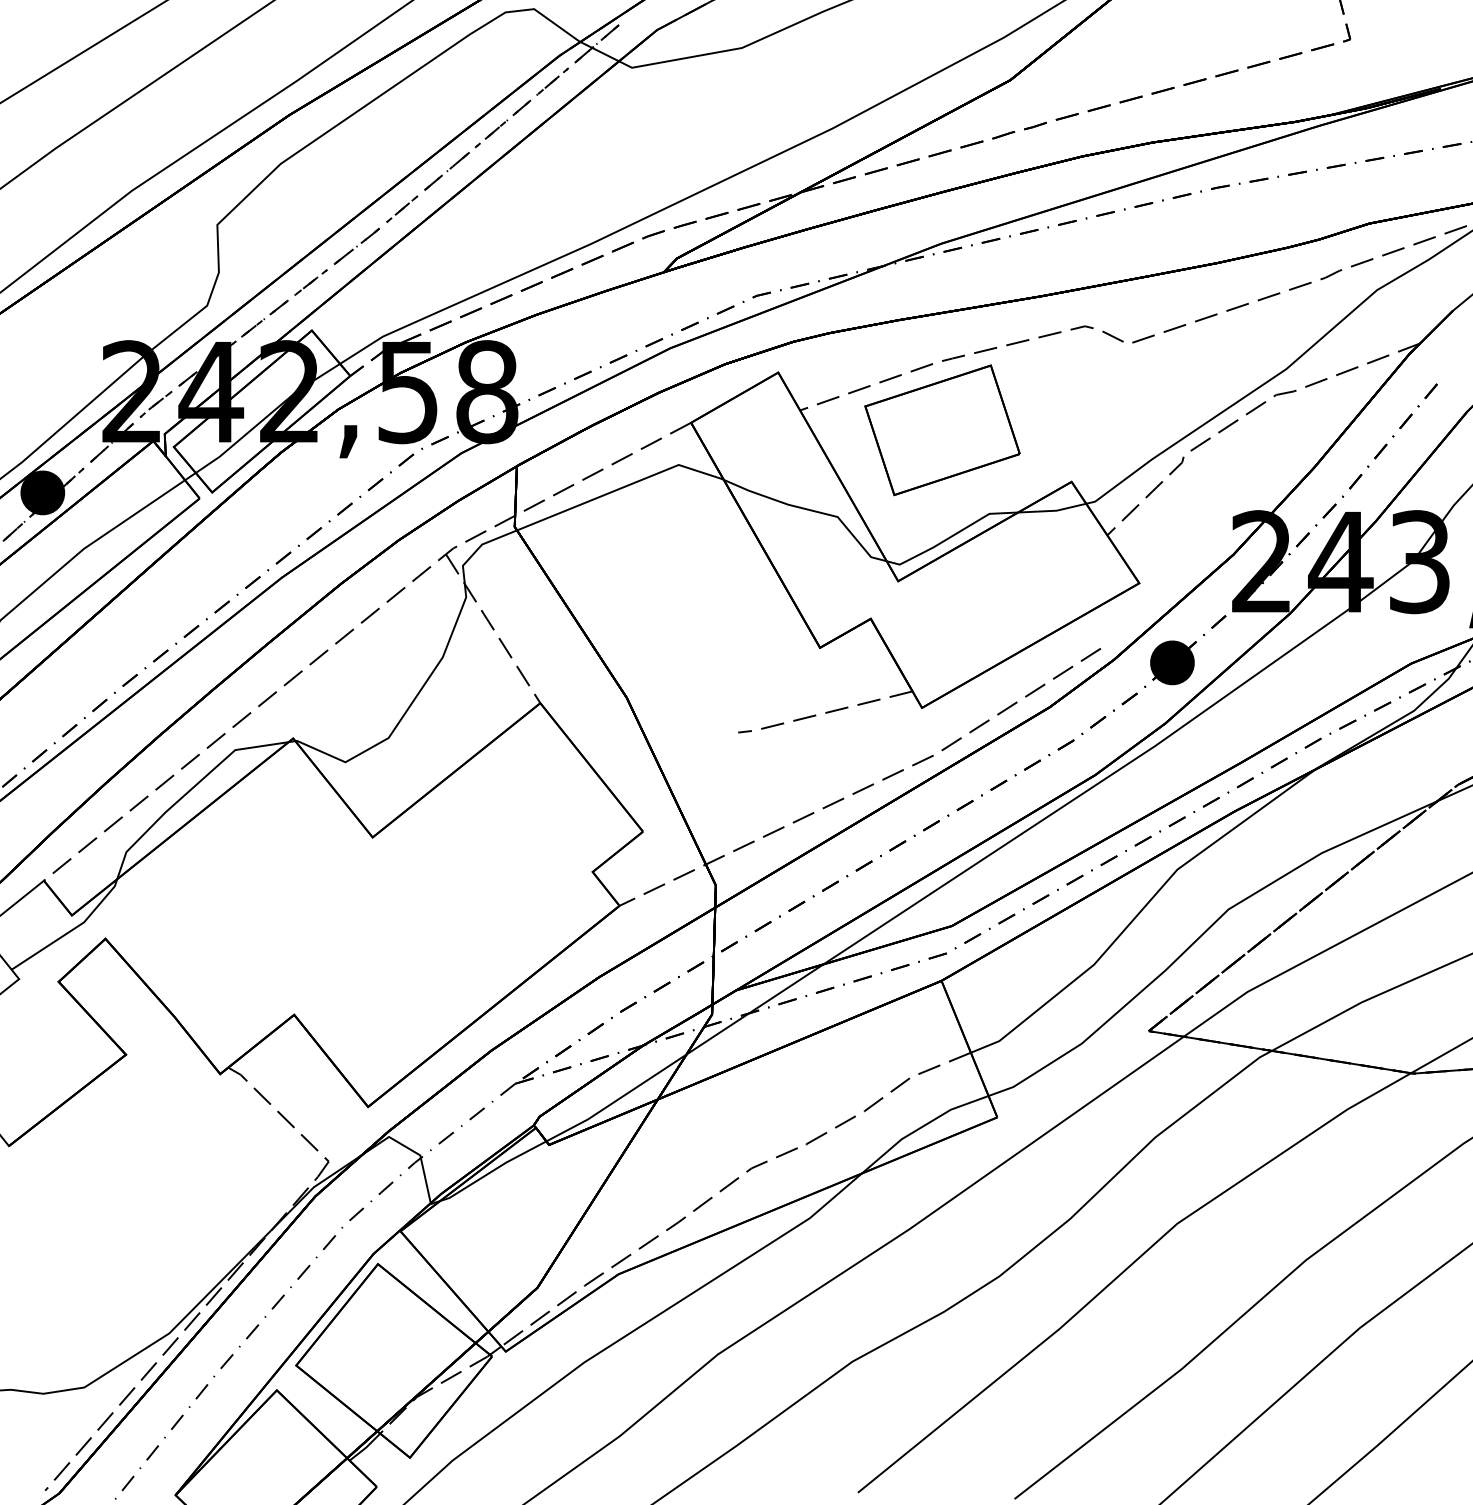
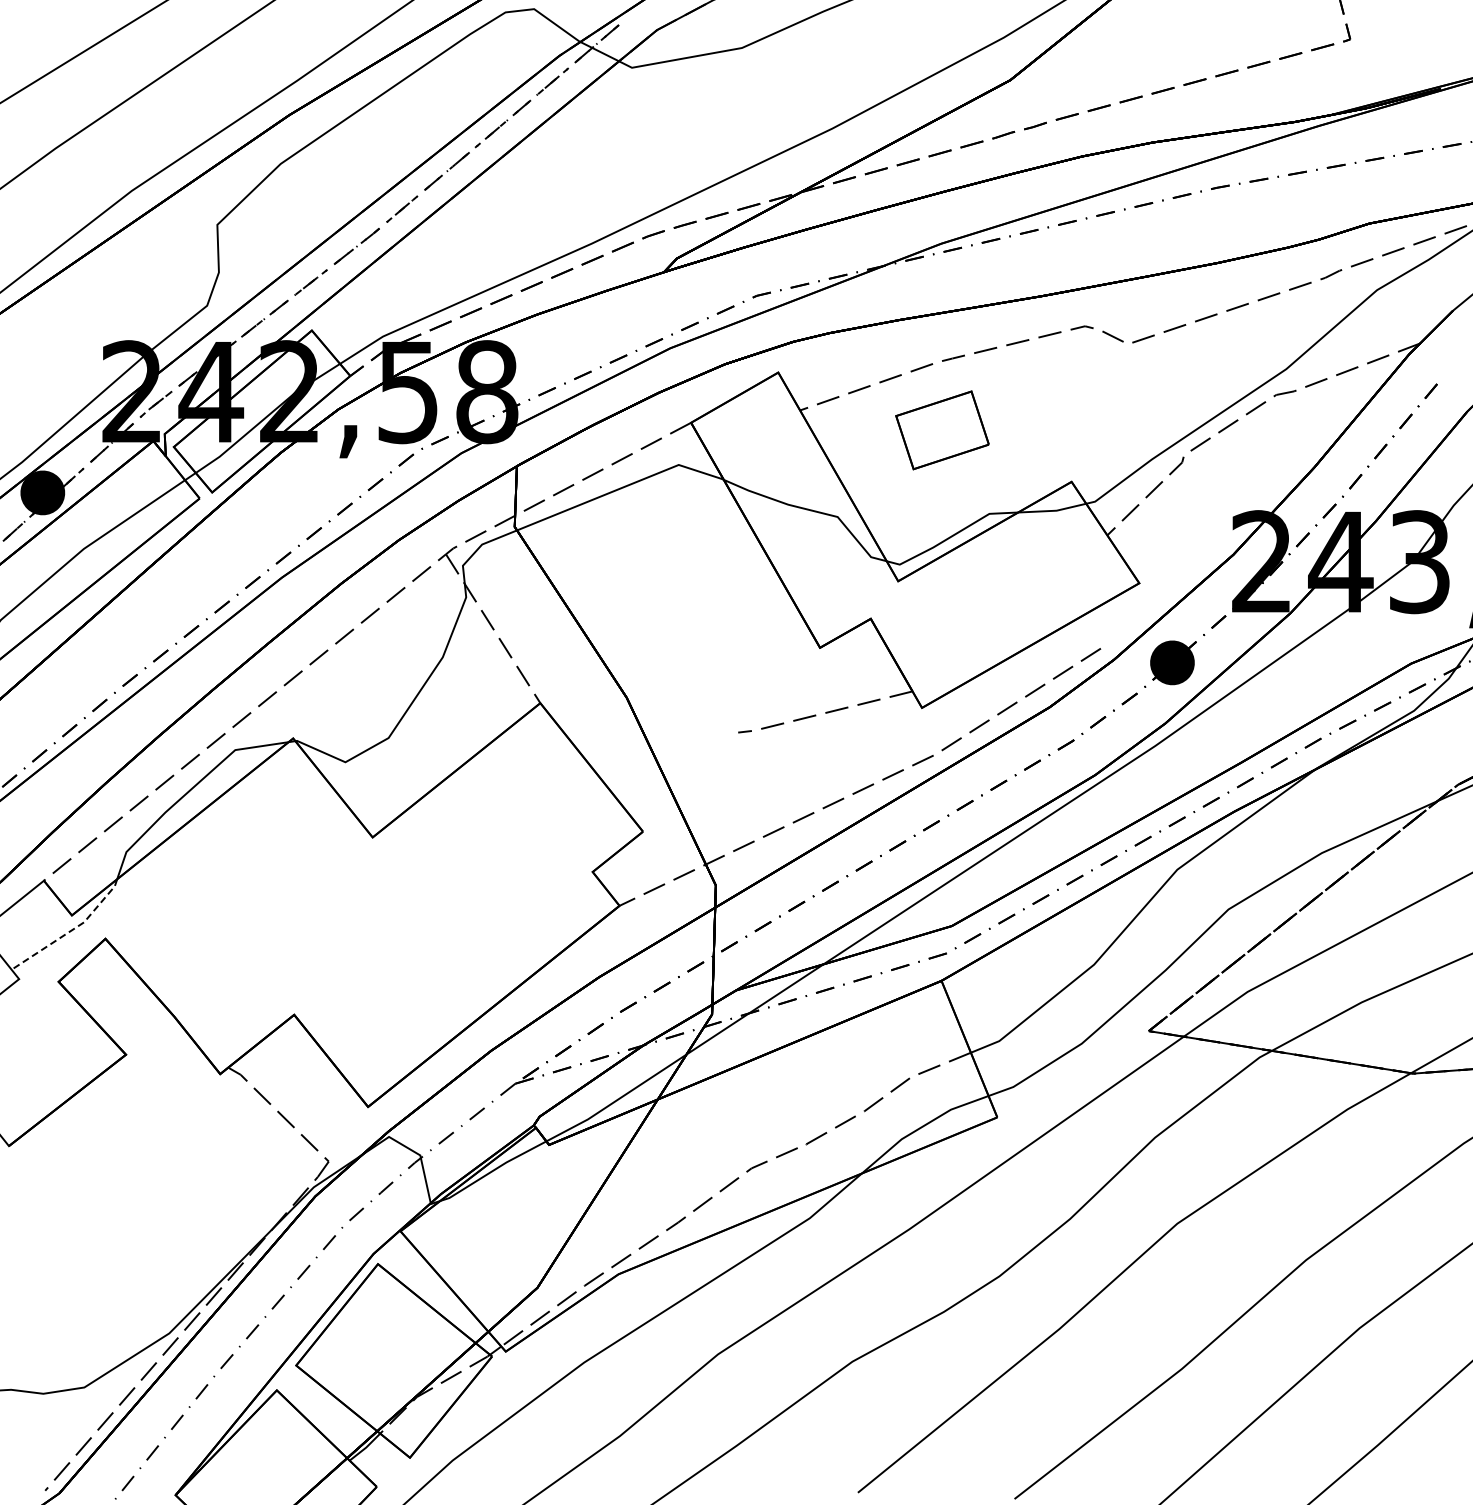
part size: 157x133 px -> 95x81 px (942, 430)
line: solid -> dashed (71, 930)
